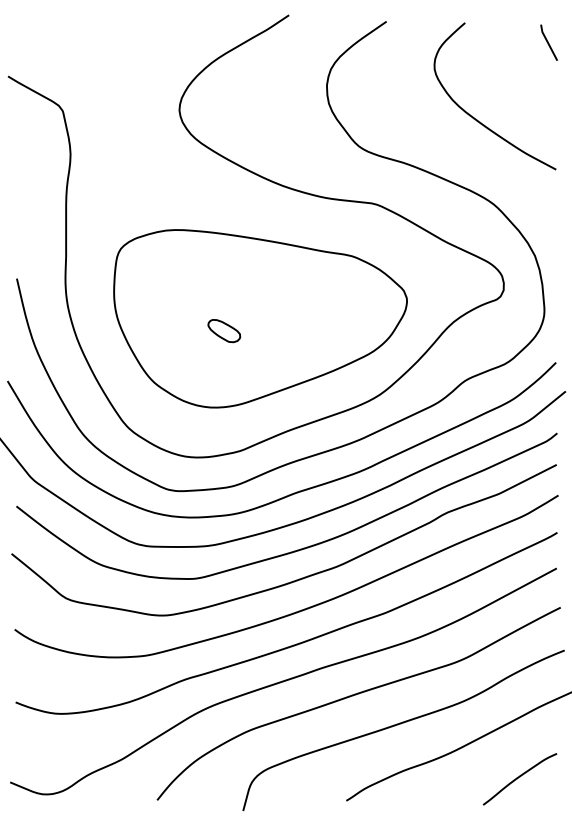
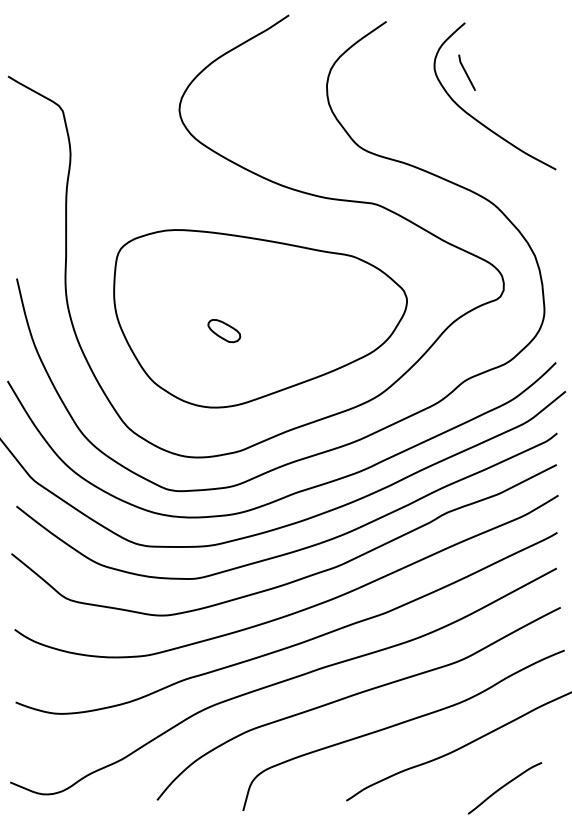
line position: (548, 42) -> (466, 72) (466, 72)
curve position: (518, 778) -> (503, 787) (503, 787)
